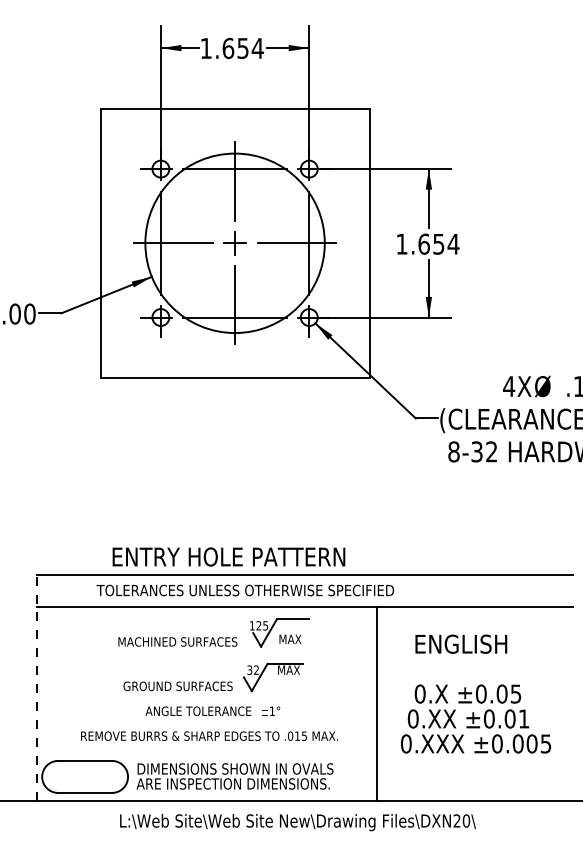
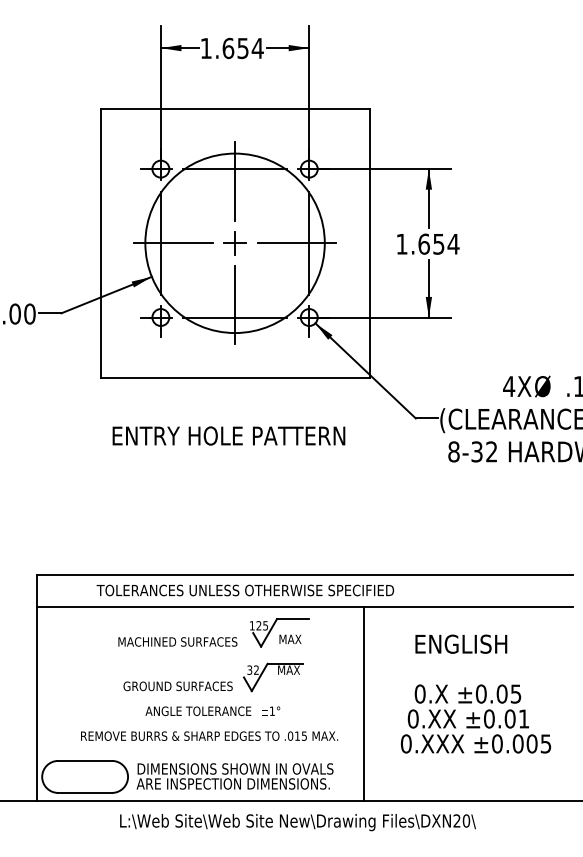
text position: (228, 556) -> (228, 435) (228, 435)
line: dashed -> solid (37, 687)
line position: (376, 703) -> (363, 703) (363, 703)
